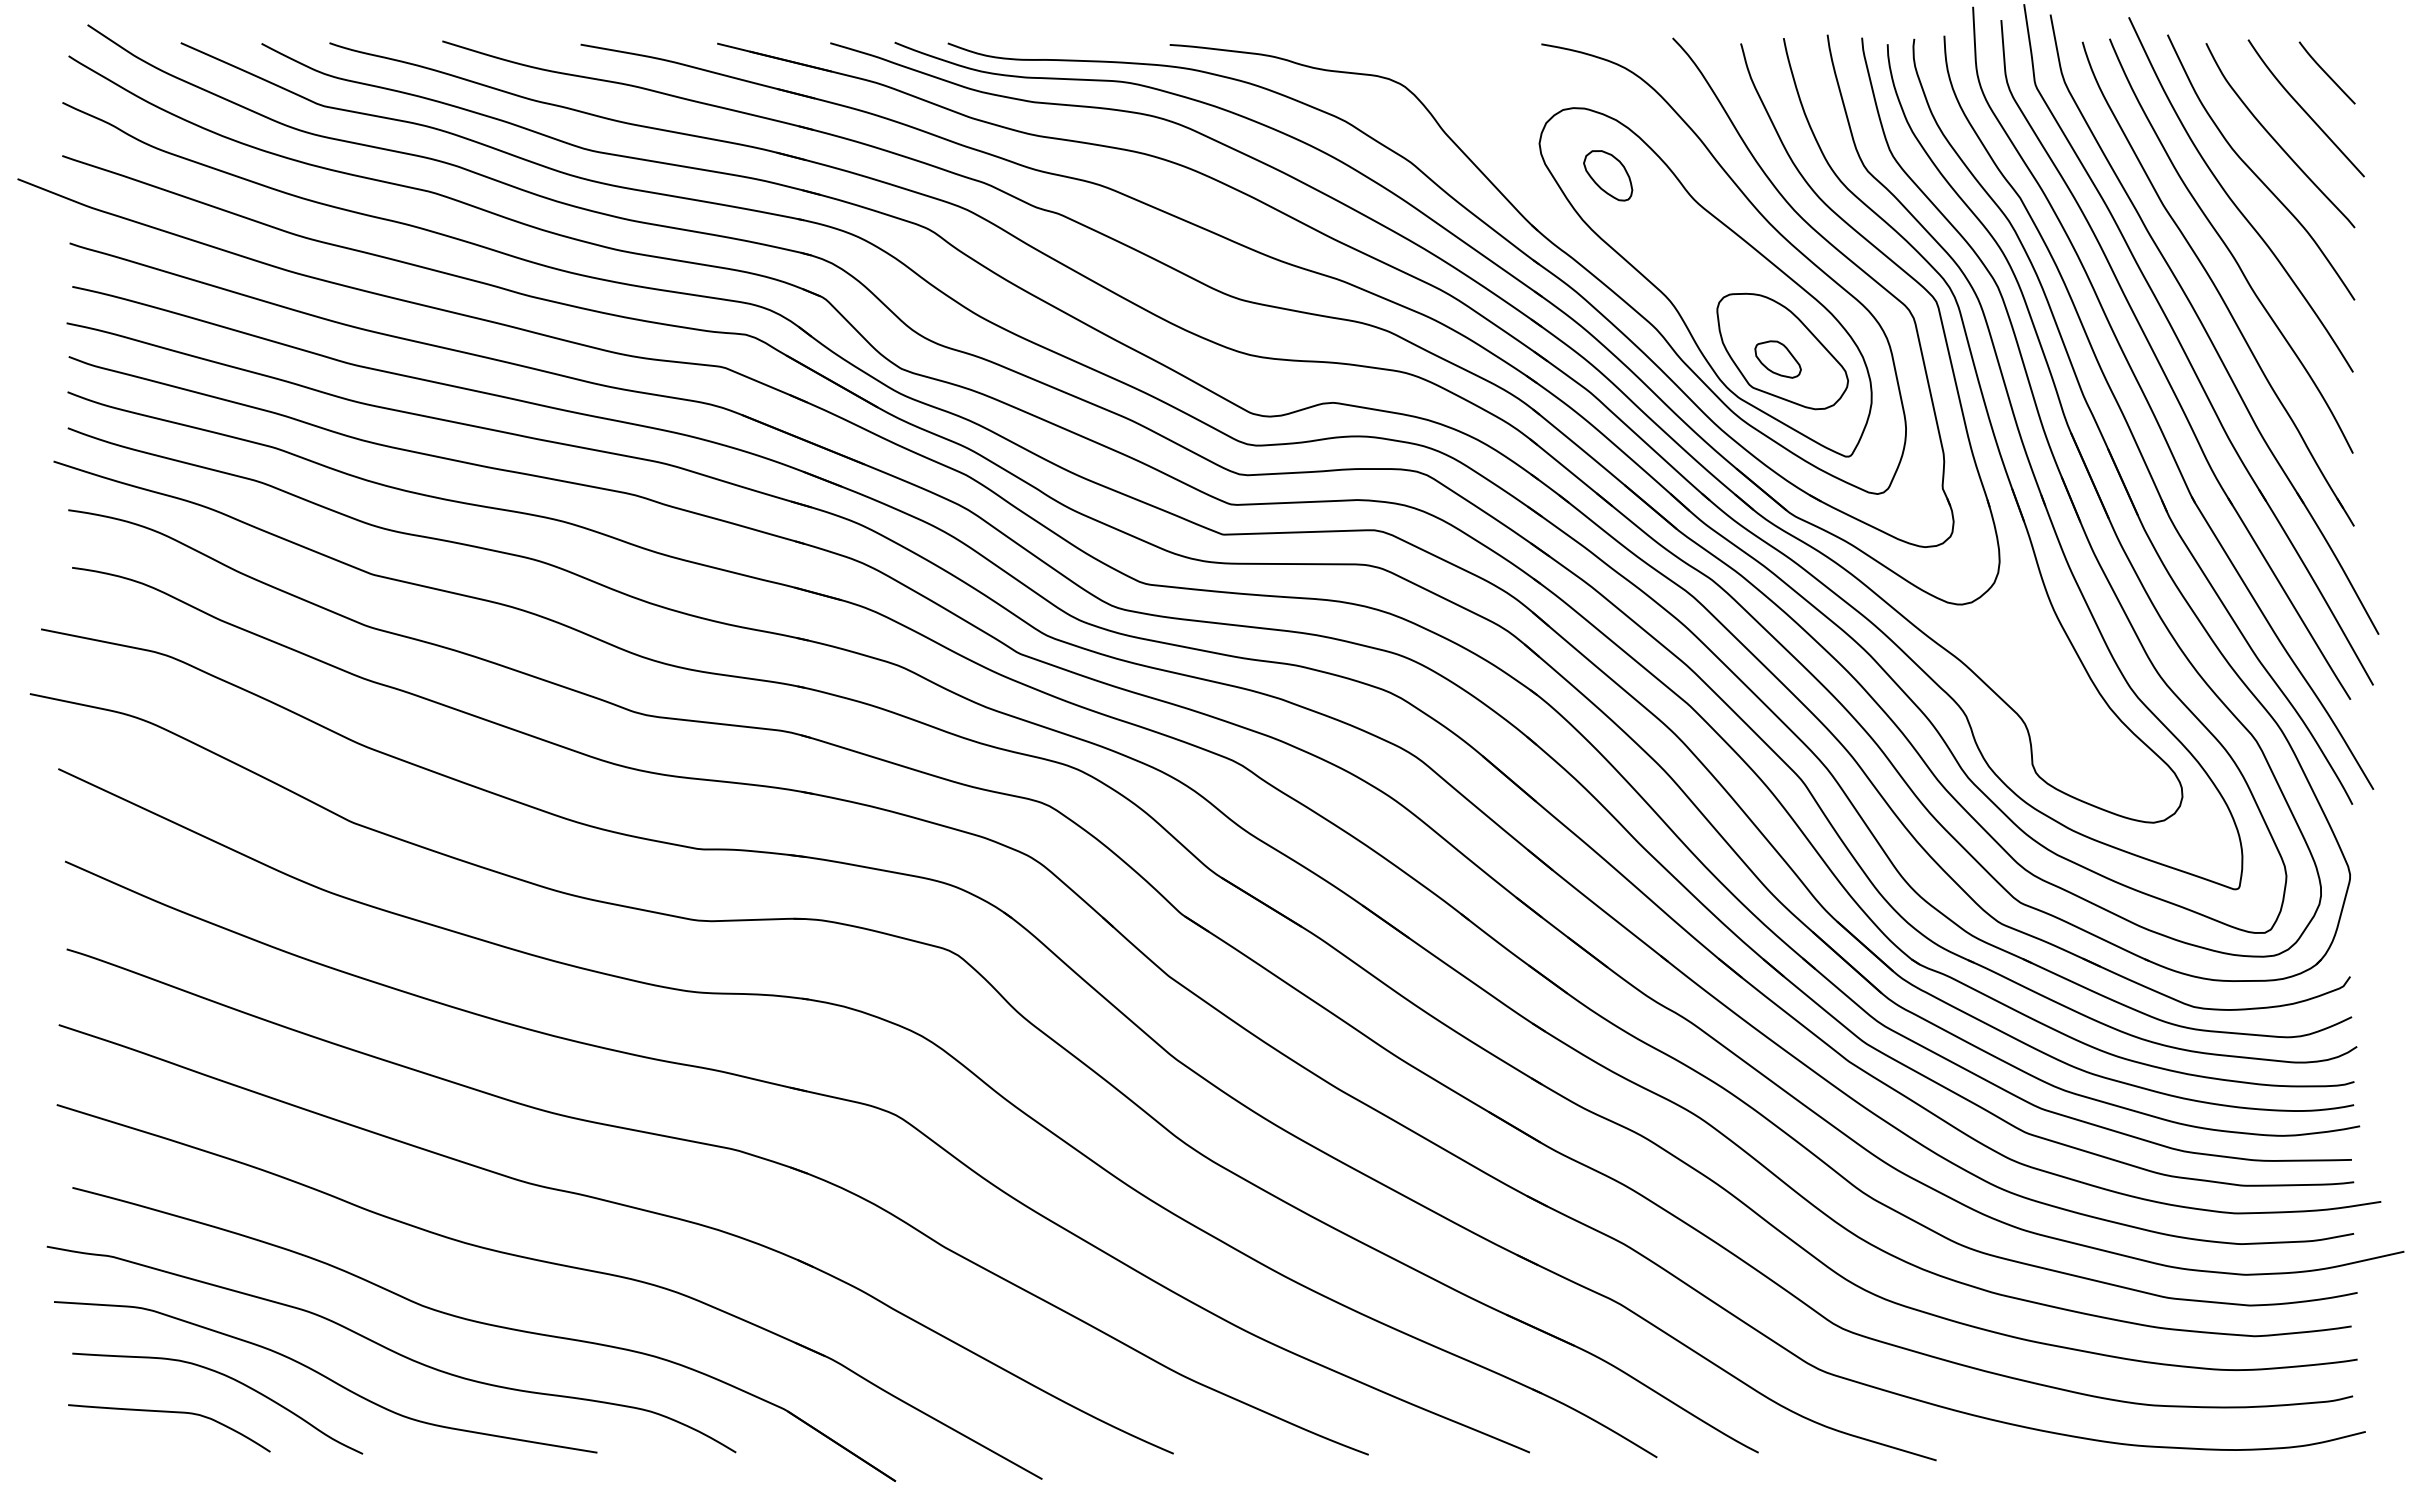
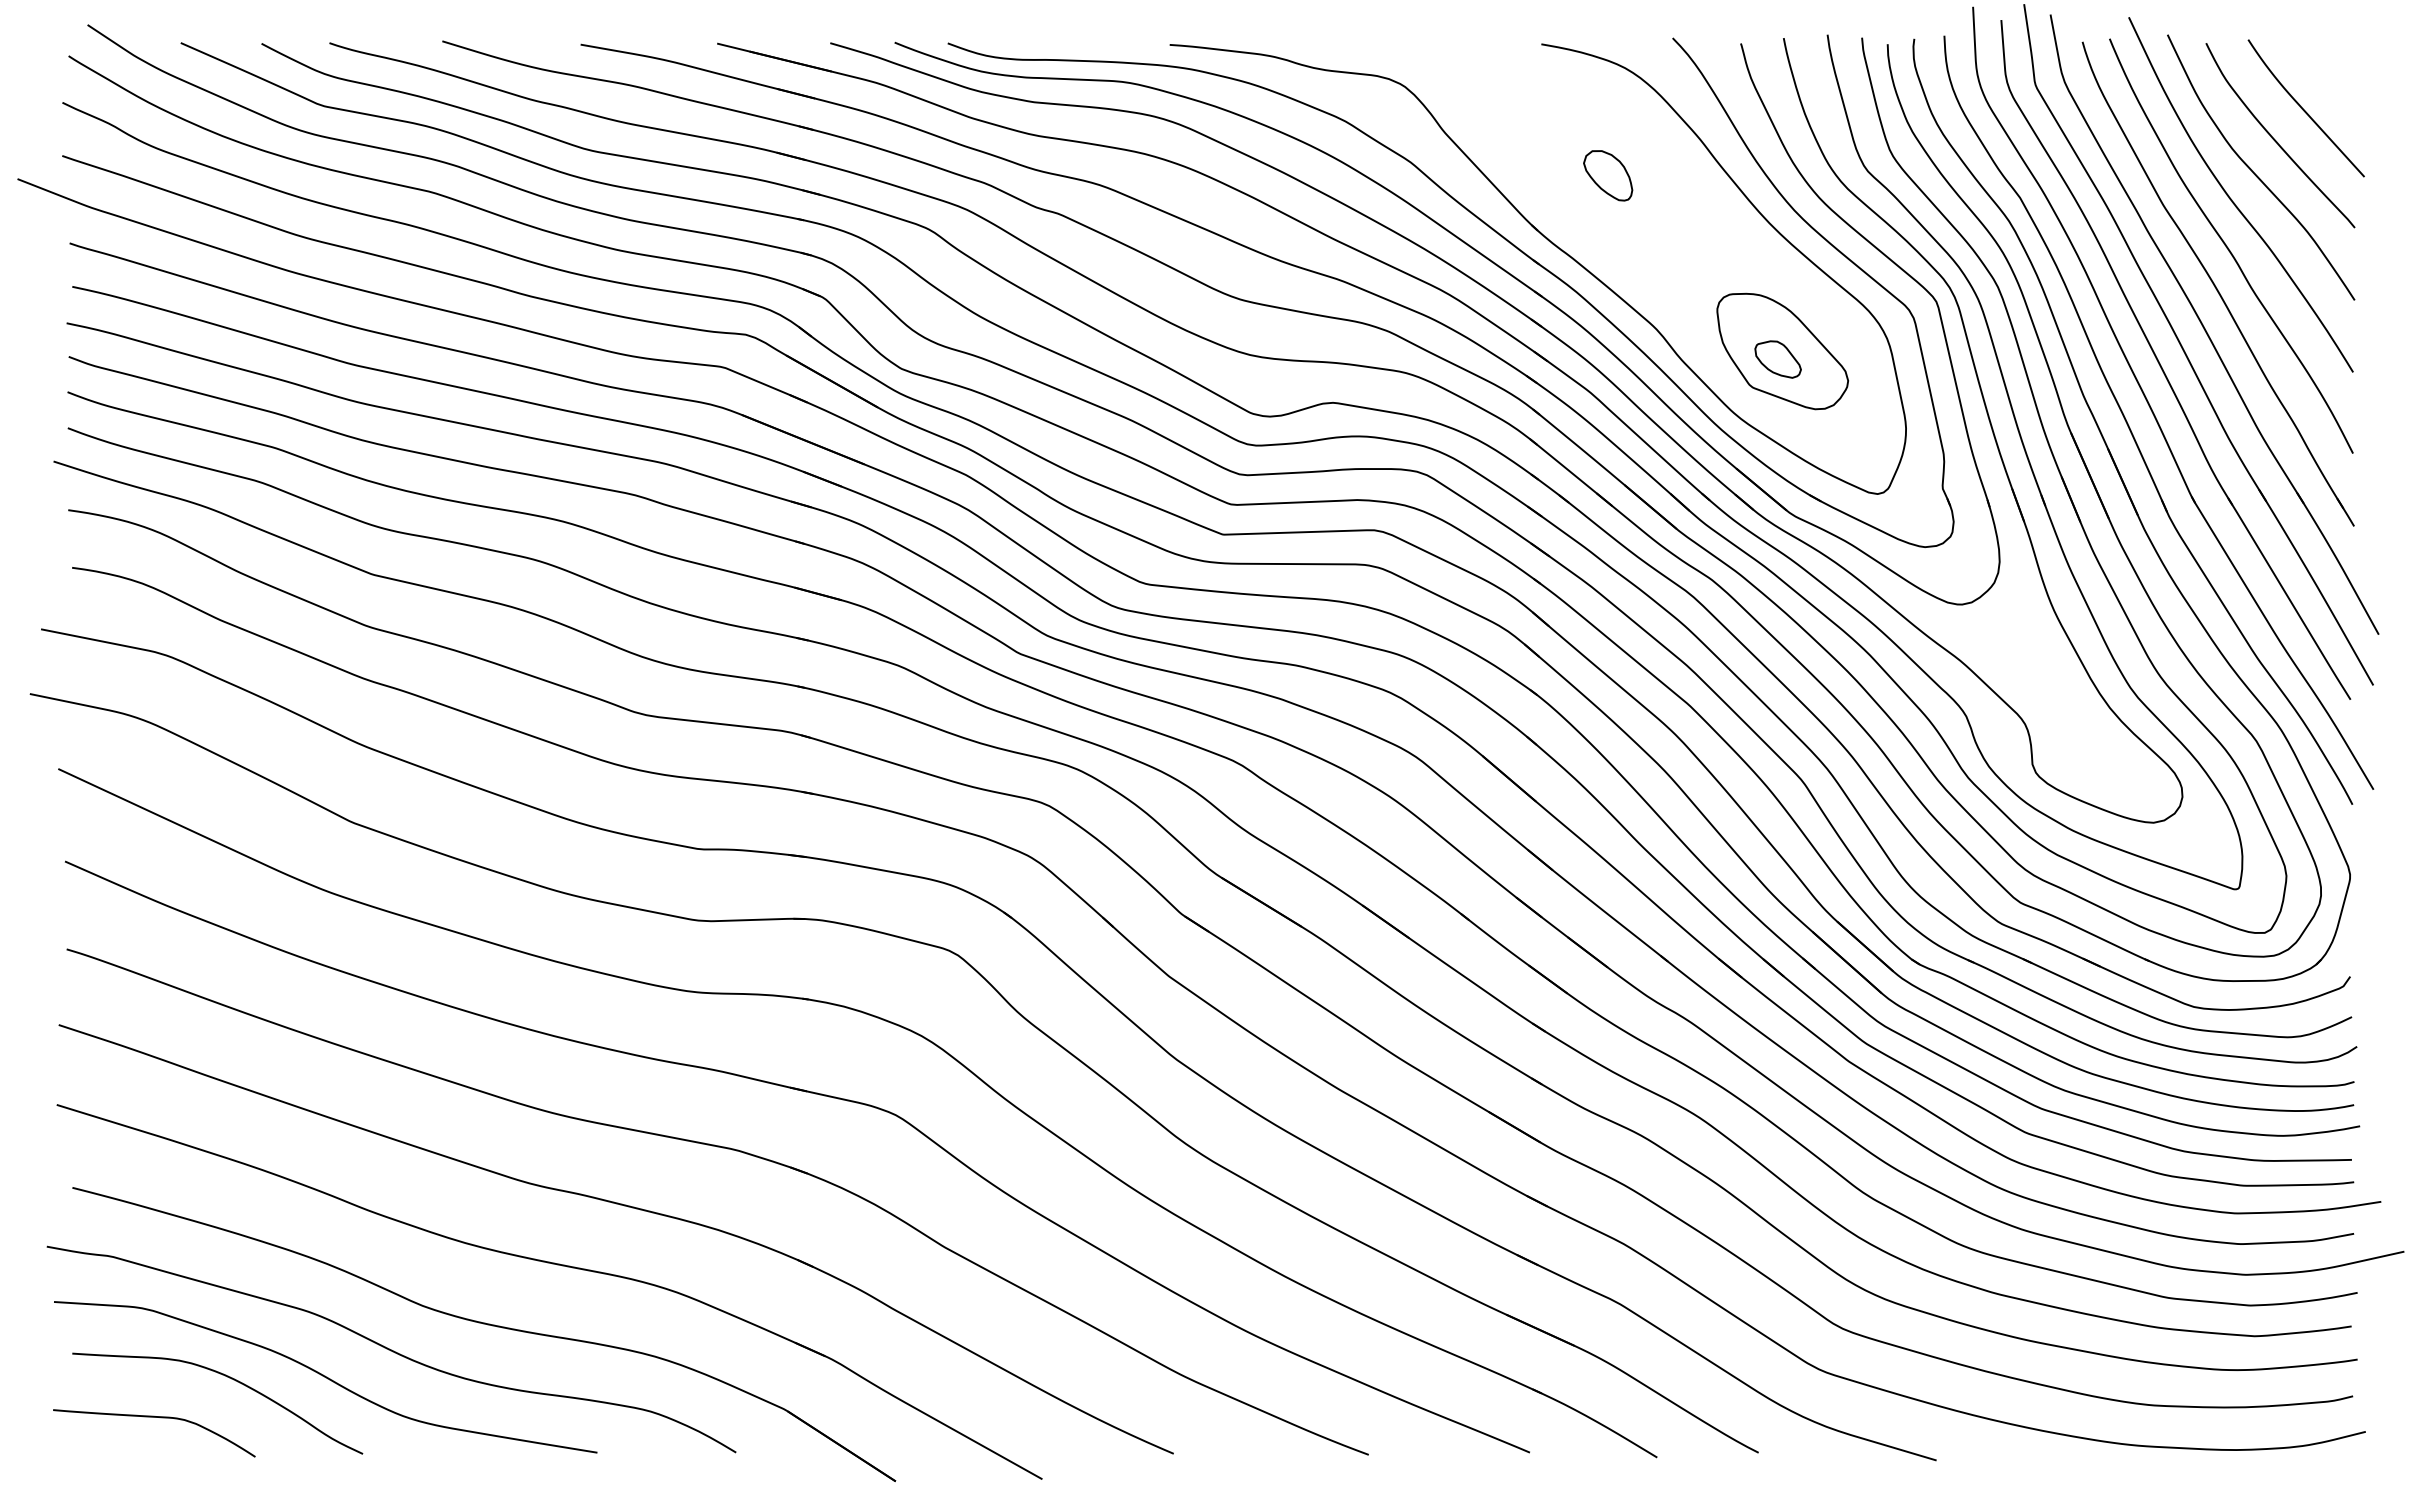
curve: present -> none (2326, 72)
part: present -> none (1705, 282)
curve position: (169, 1412) -> (154, 1417) (154, 1417)
